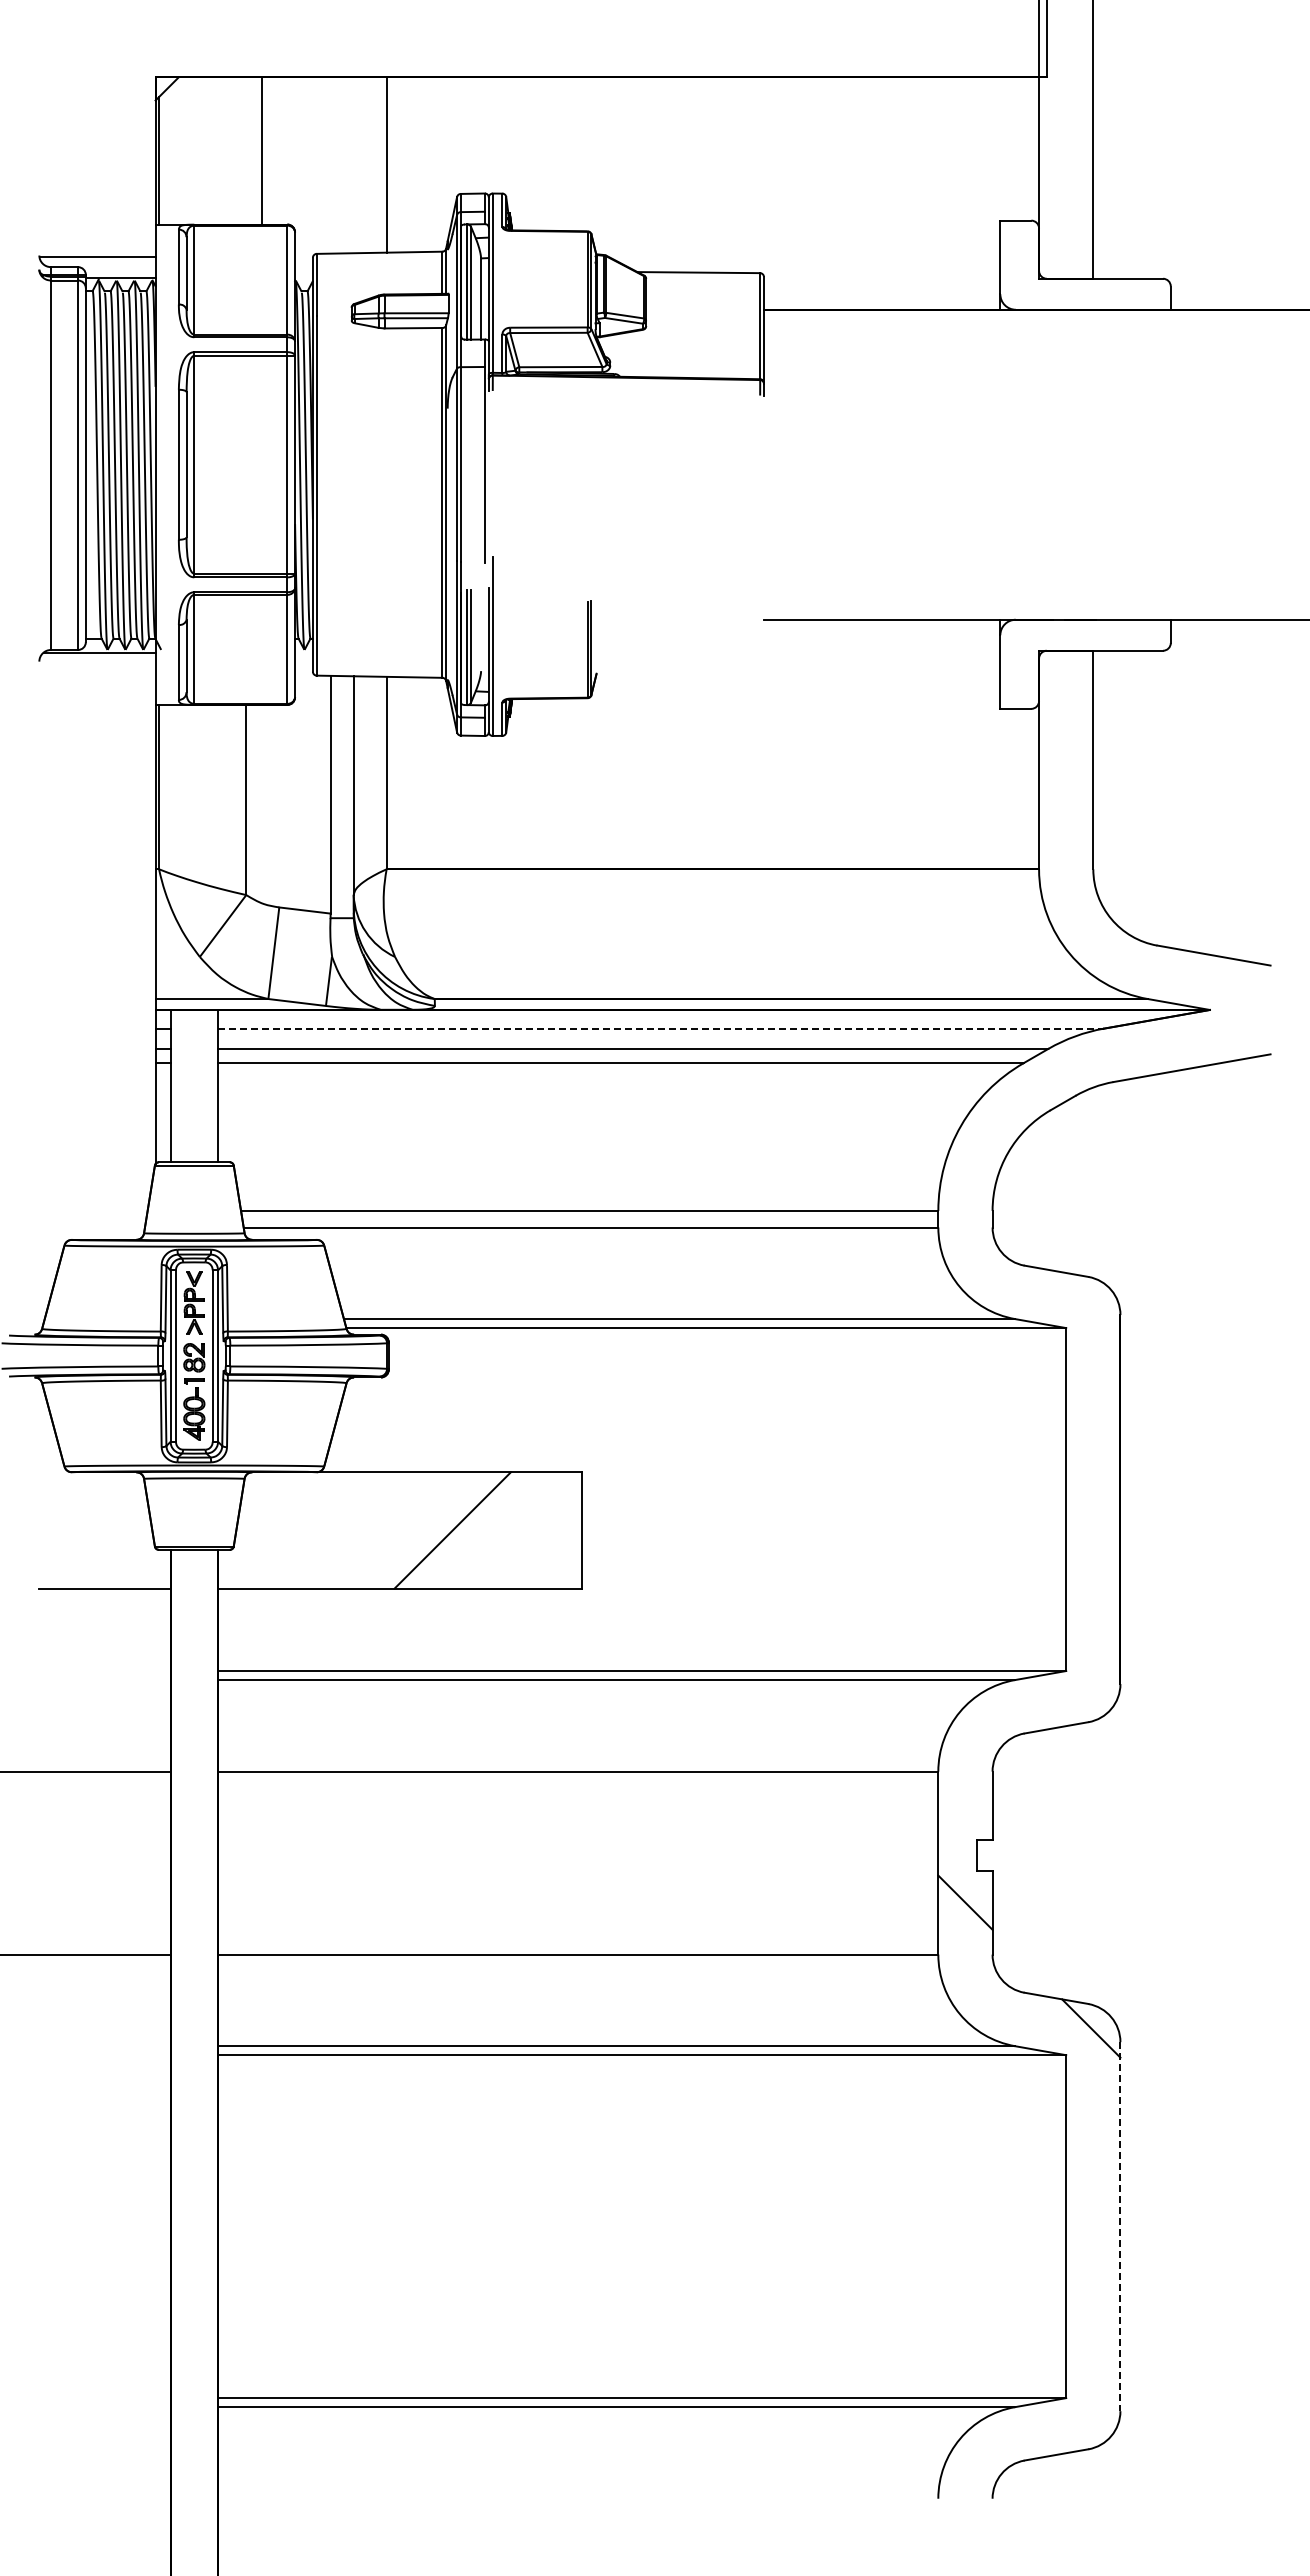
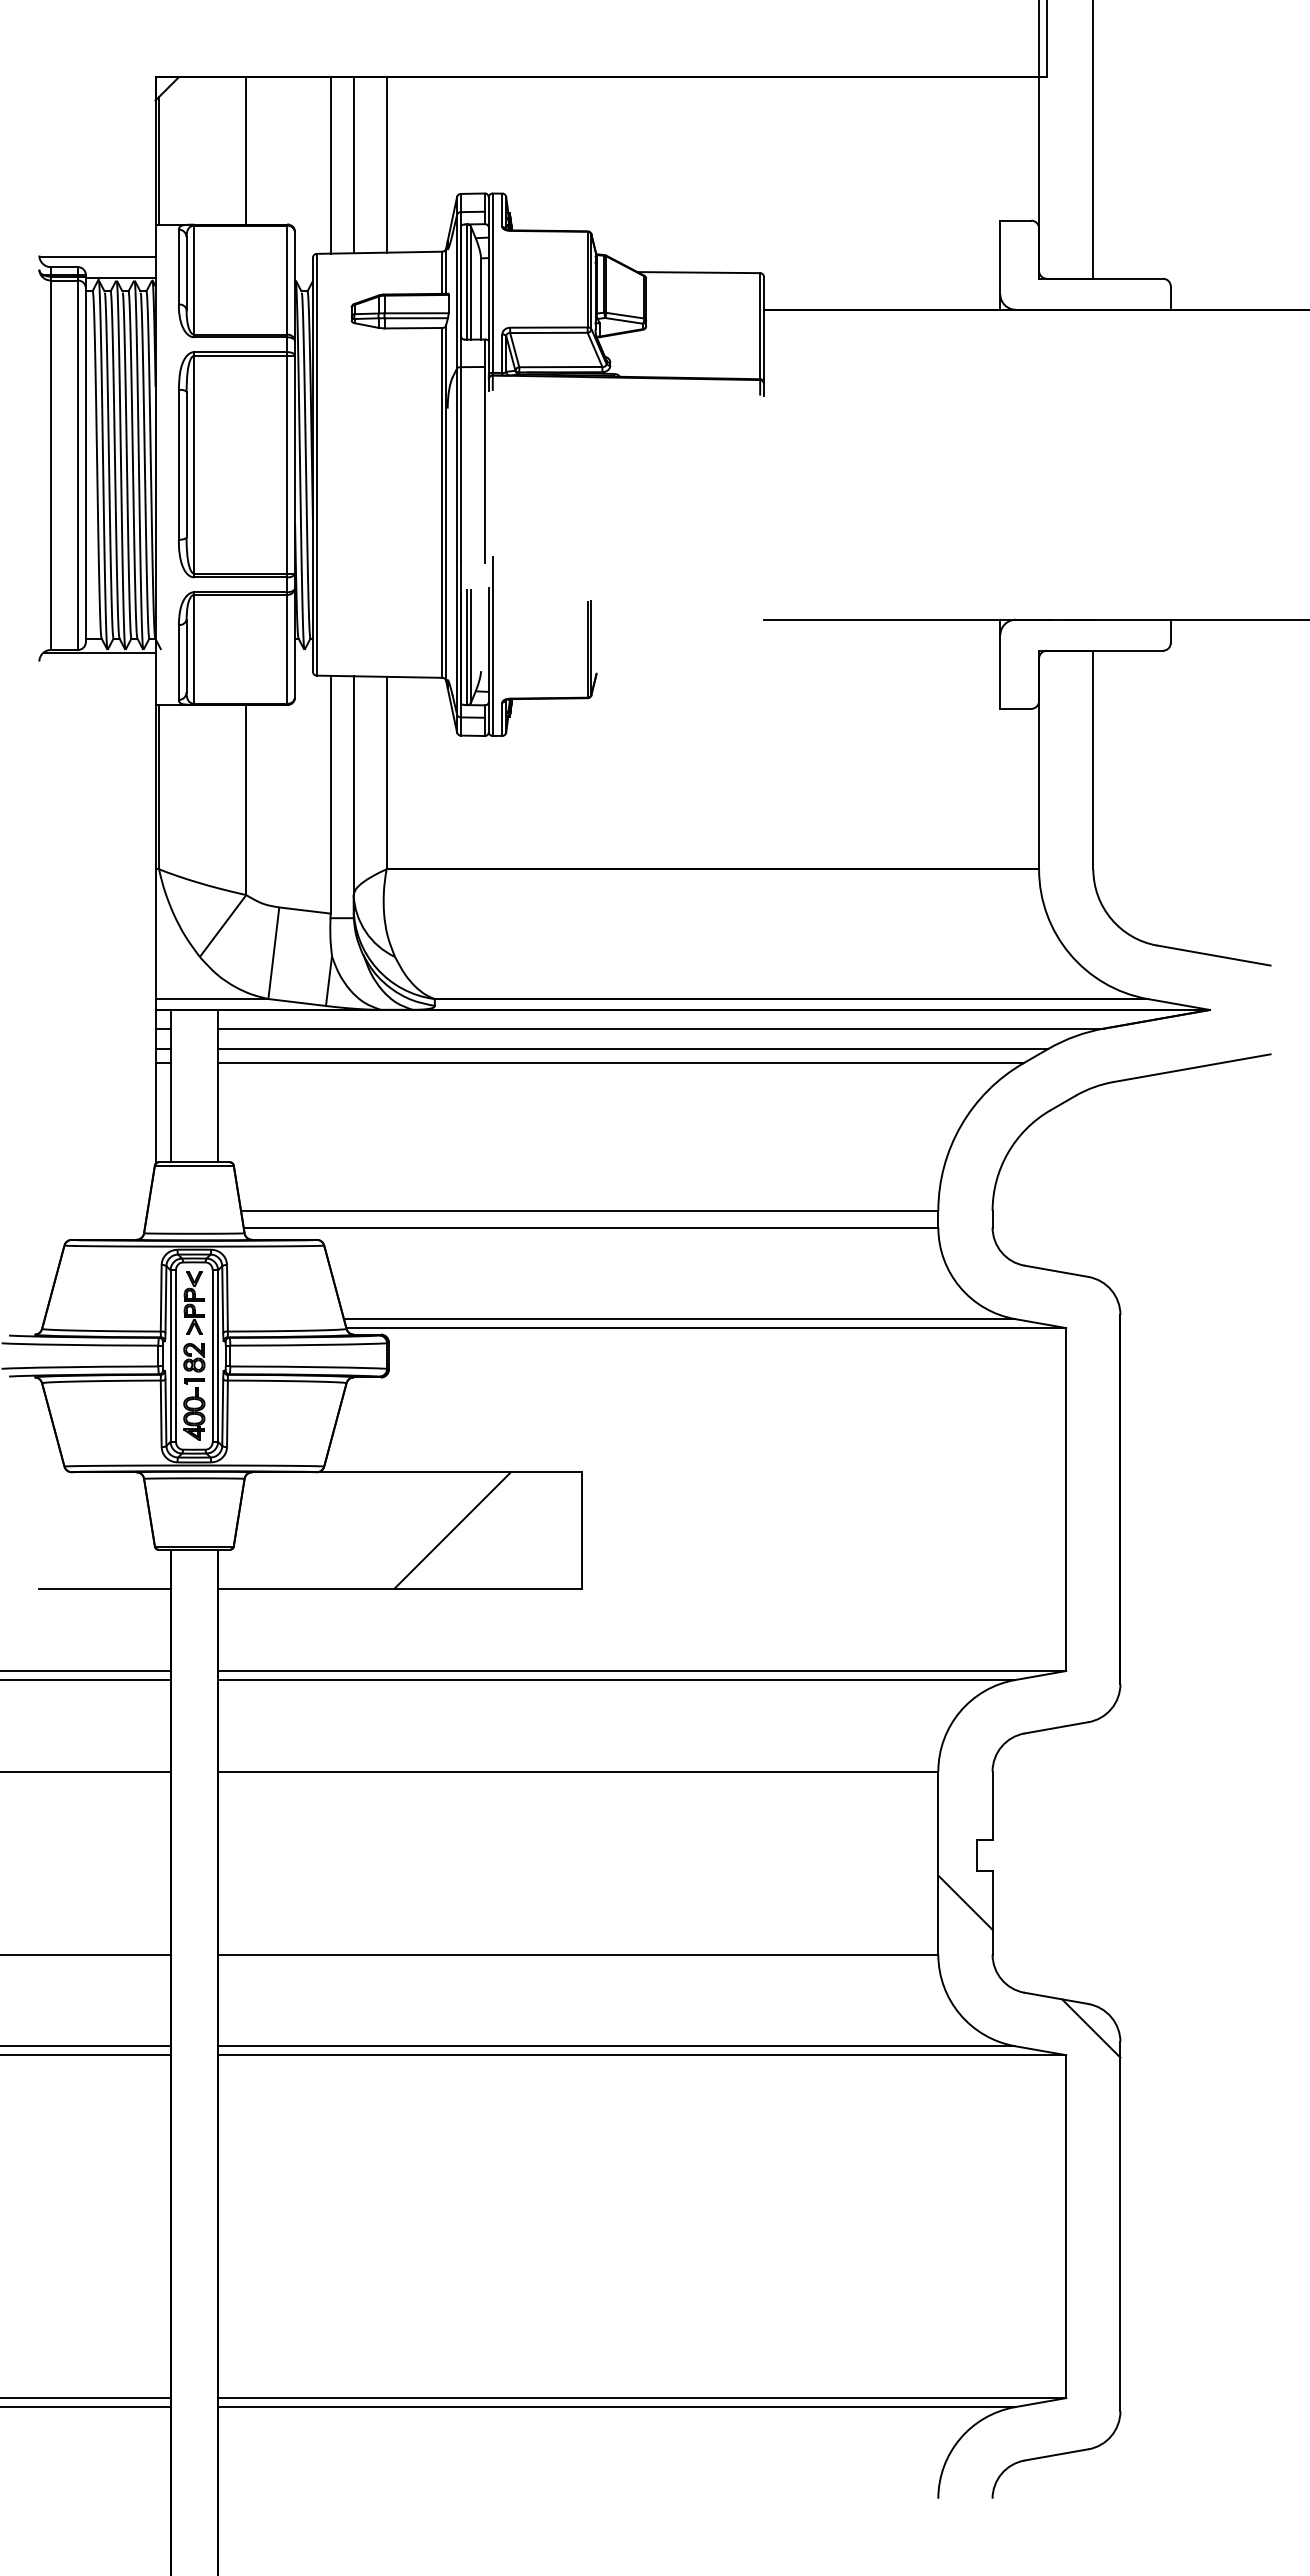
line position: (262, 150) -> (246, 150) (246, 150)
line: none -> present (330, 165)
line: none -> present (353, 165)
line: dashed -> solid (661, 1028)
line: none -> present (86, 1671)
line: none -> present (86, 1680)
line: none -> present (86, 2046)
line: none -> present (86, 2055)
line: dashed -> solid (1120, 2227)
line: none -> present (86, 2398)
line: none -> present (86, 2407)
